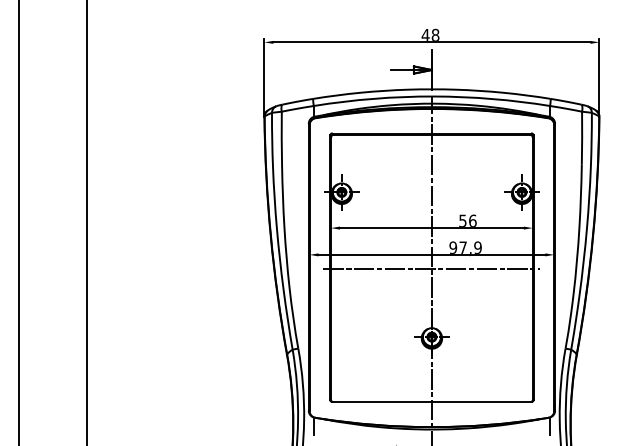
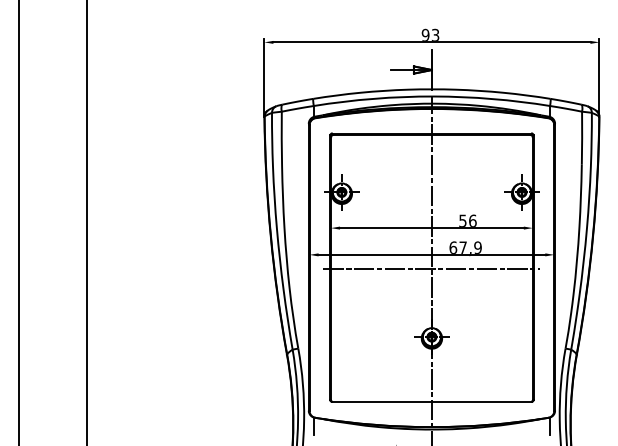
text: 48 -> 93 (430, 34)
text: 97,9 -> 67,9 (453, 247)
